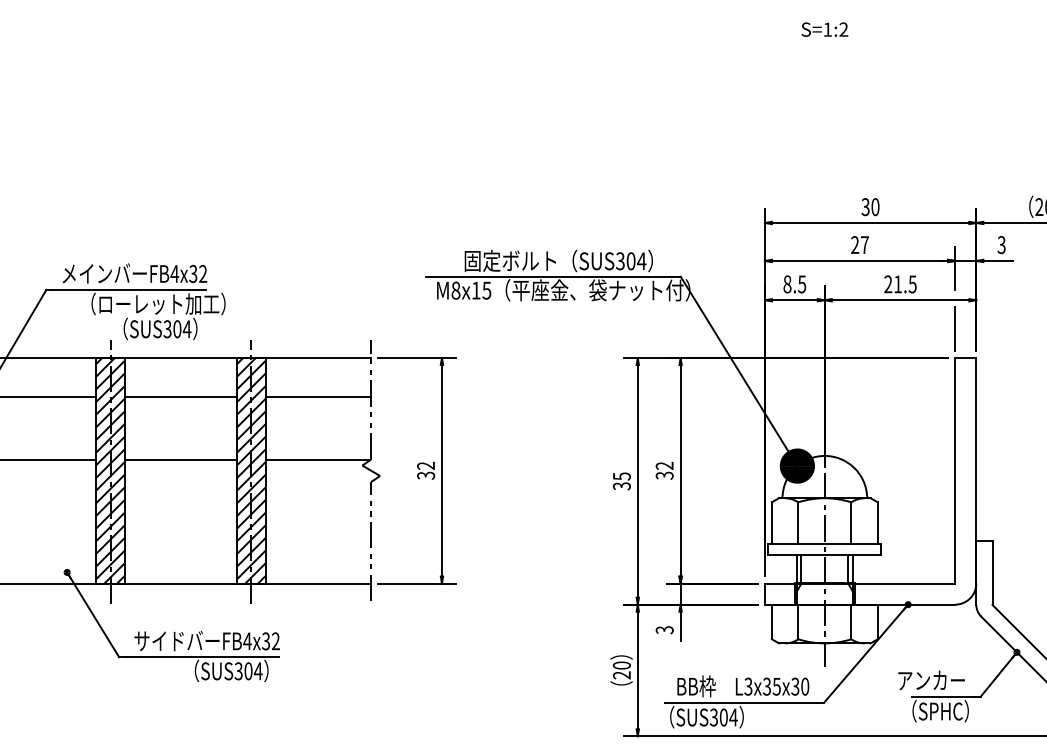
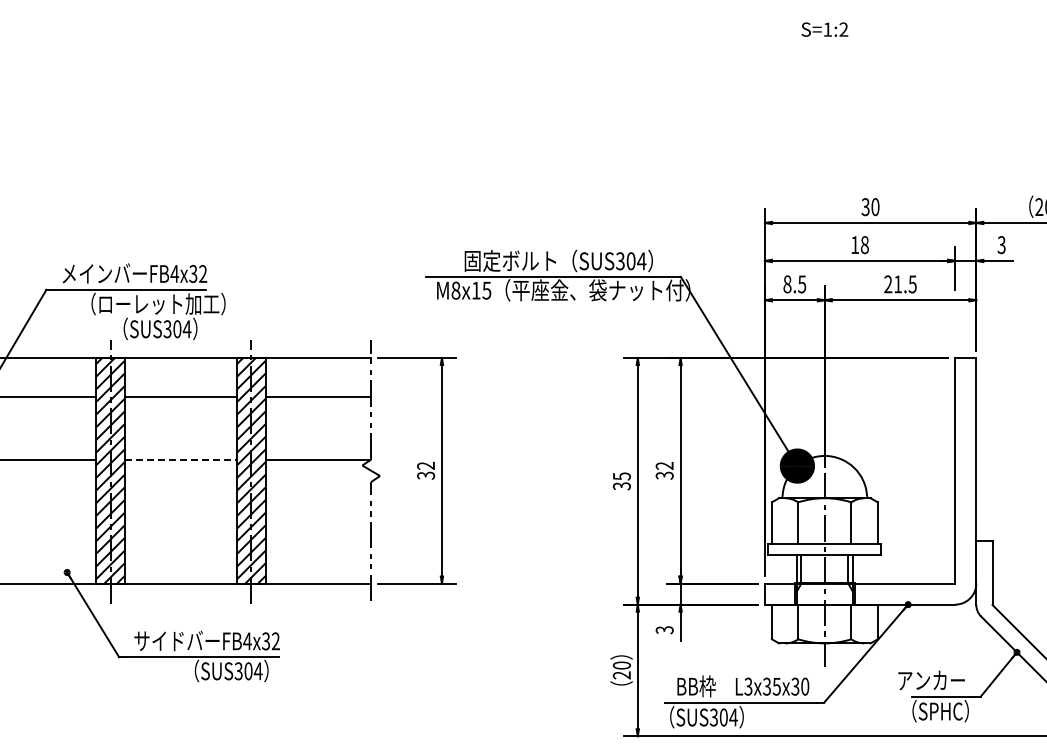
text: 27 -> 18 (859, 245)
line: present -> none (955, 328)
line: solid -> dashed (181, 460)
